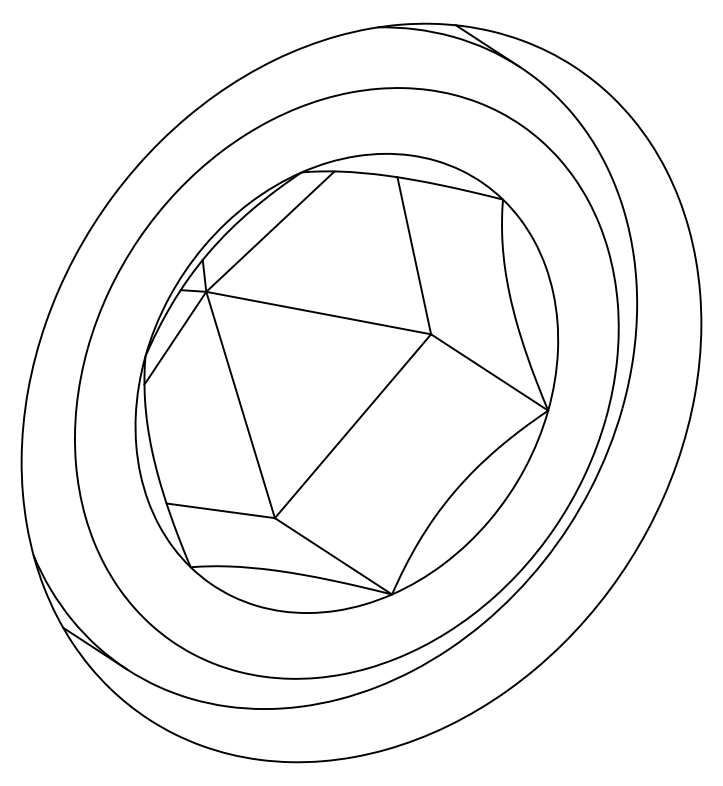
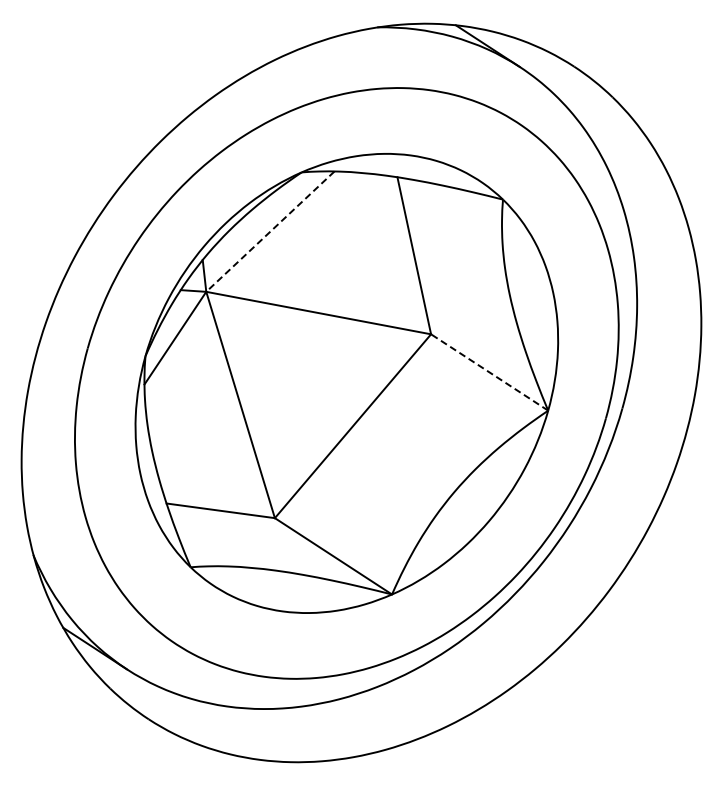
line: solid -> dashed (270, 231)
line: solid -> dashed (489, 372)
